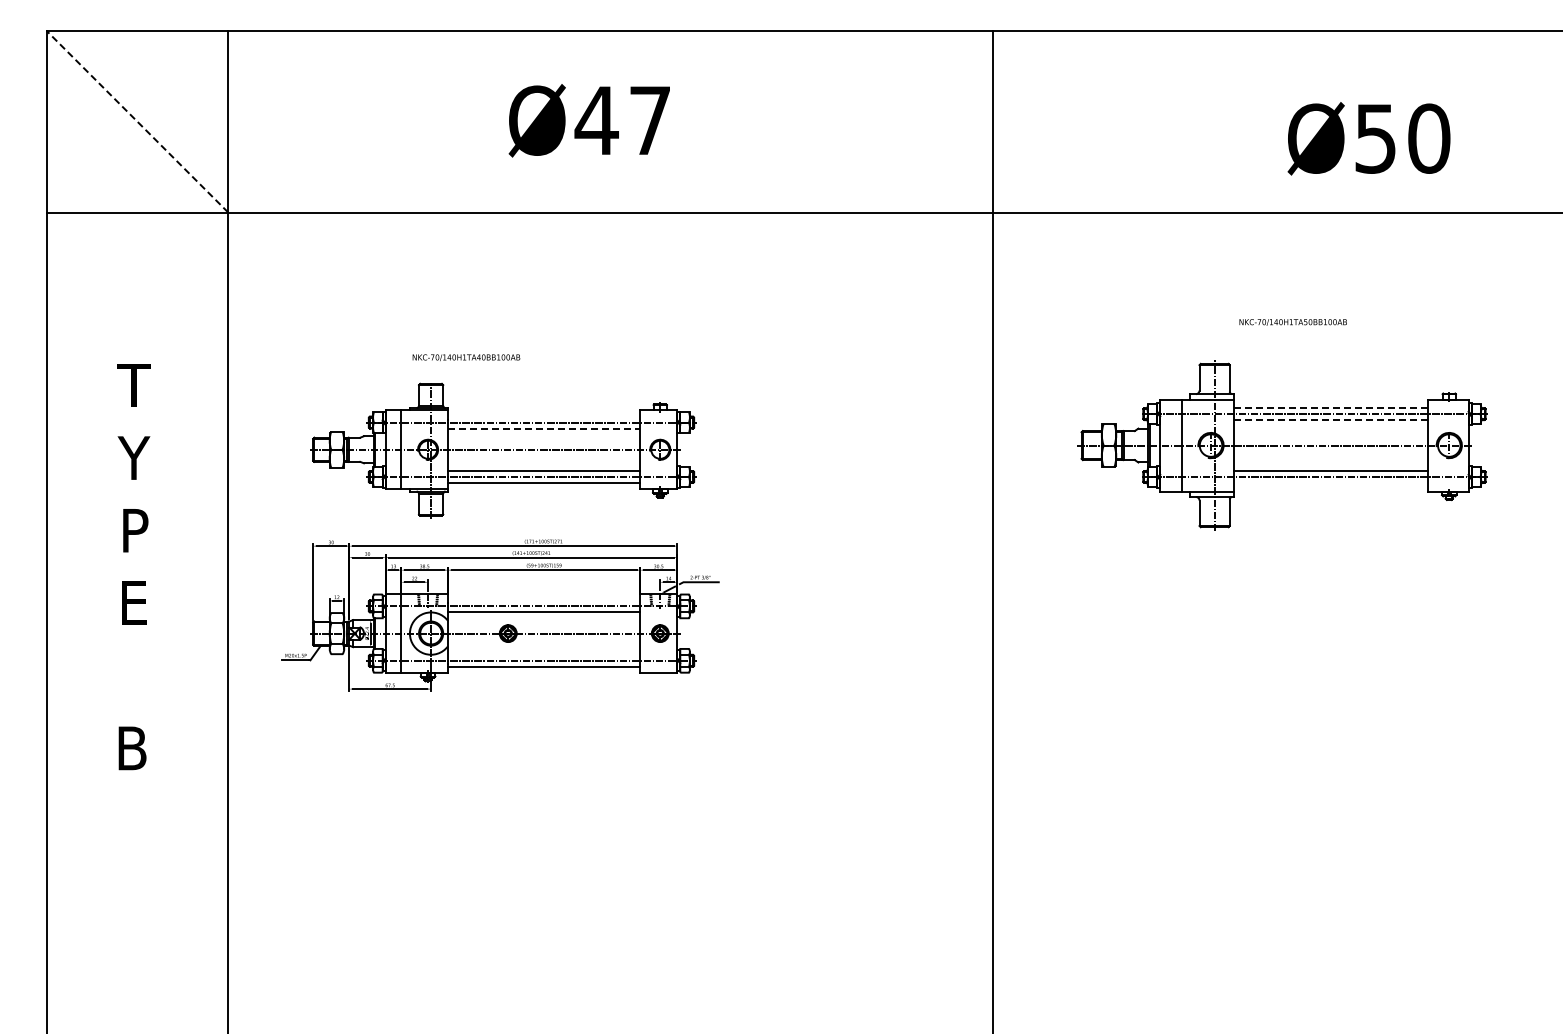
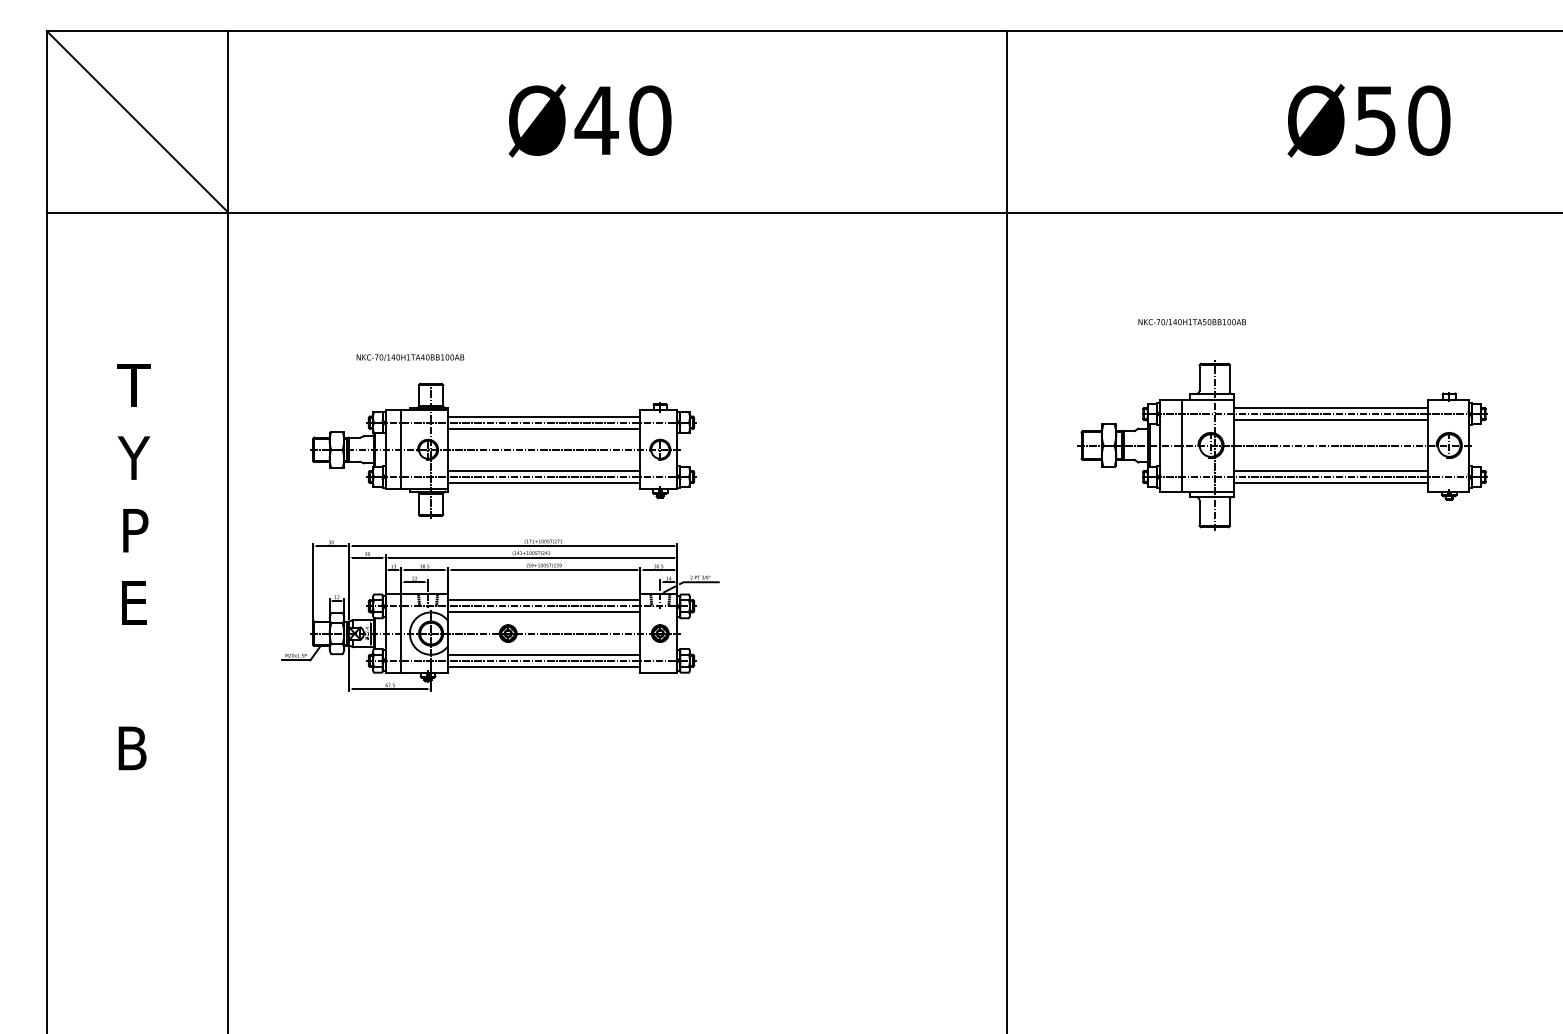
text: Ø47 -> Ø40 (650, 120)
line: dashed -> solid (137, 121)
text position: (1368, 138) -> (1368, 120) (1368, 120)
text position: (1292, 322) -> (1191, 322) (1191, 322)
text position: (466, 357) -> (410, 357) (410, 357)
line: dashed -> solid (1330, 408)
line: none -> present (544, 416)
line: dashed -> solid (1330, 420)
line: dashed -> solid (544, 428)
line: none -> present (1330, 483)
line position: (993, 530) -> (1007, 530) (1007, 530)
line: none -> present (544, 600)
line: none -> present (544, 654)
